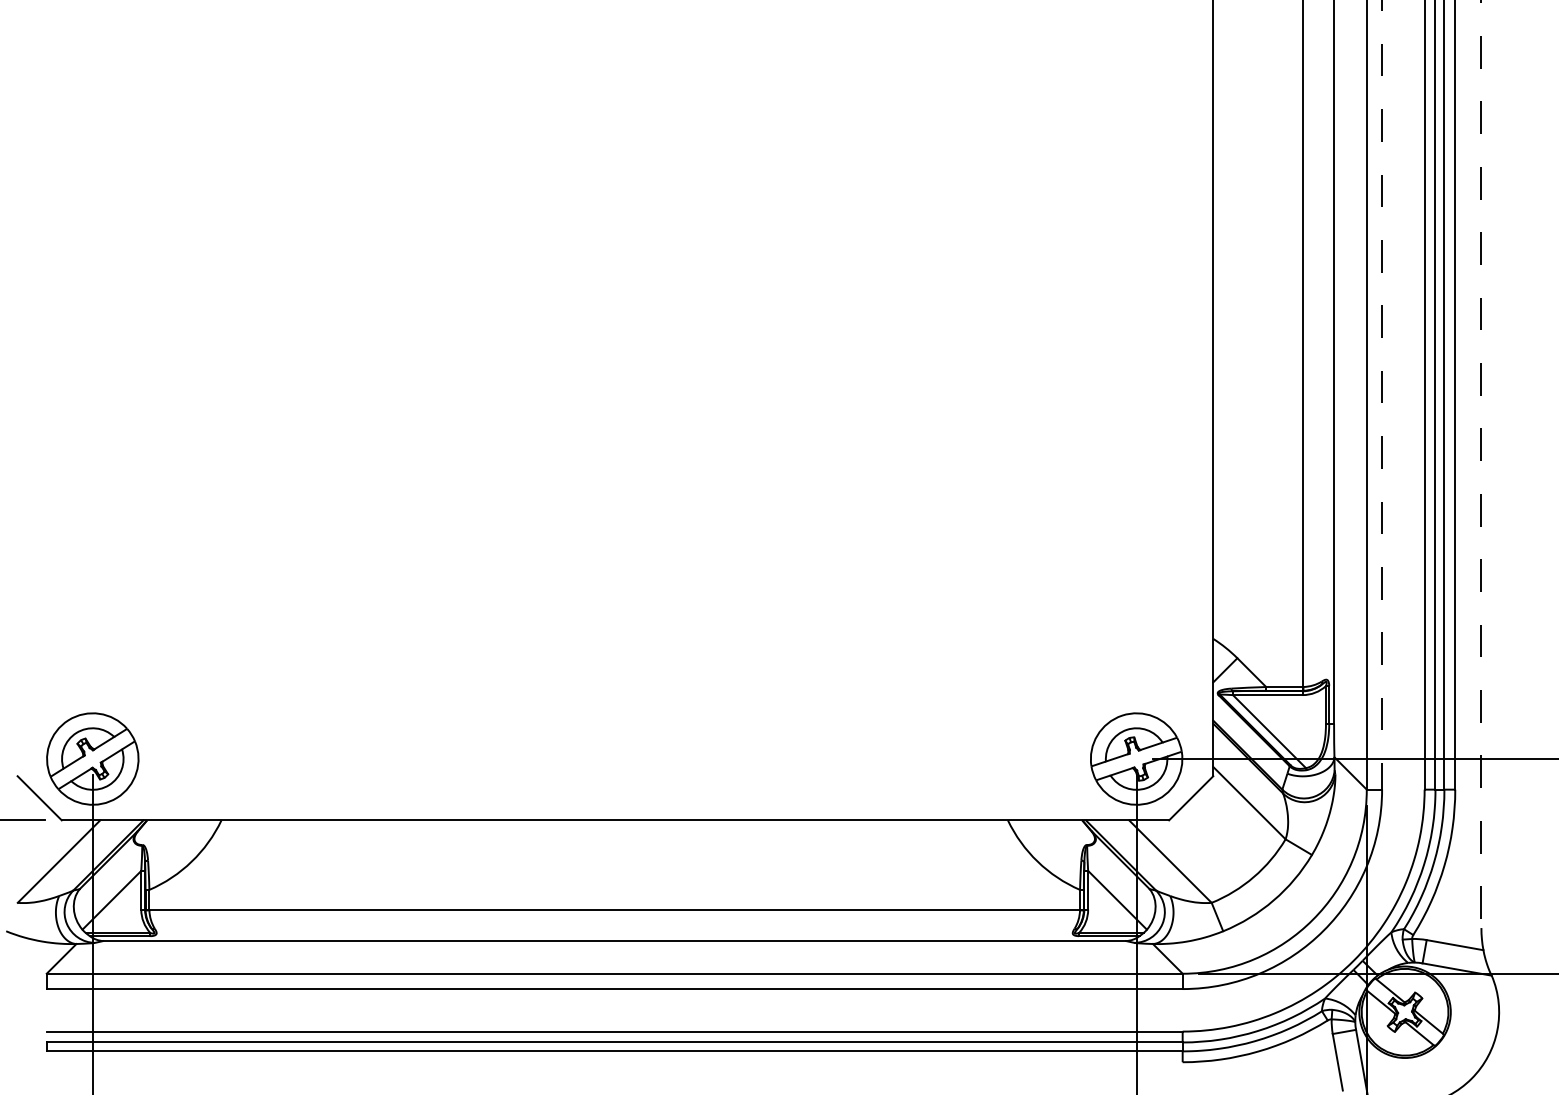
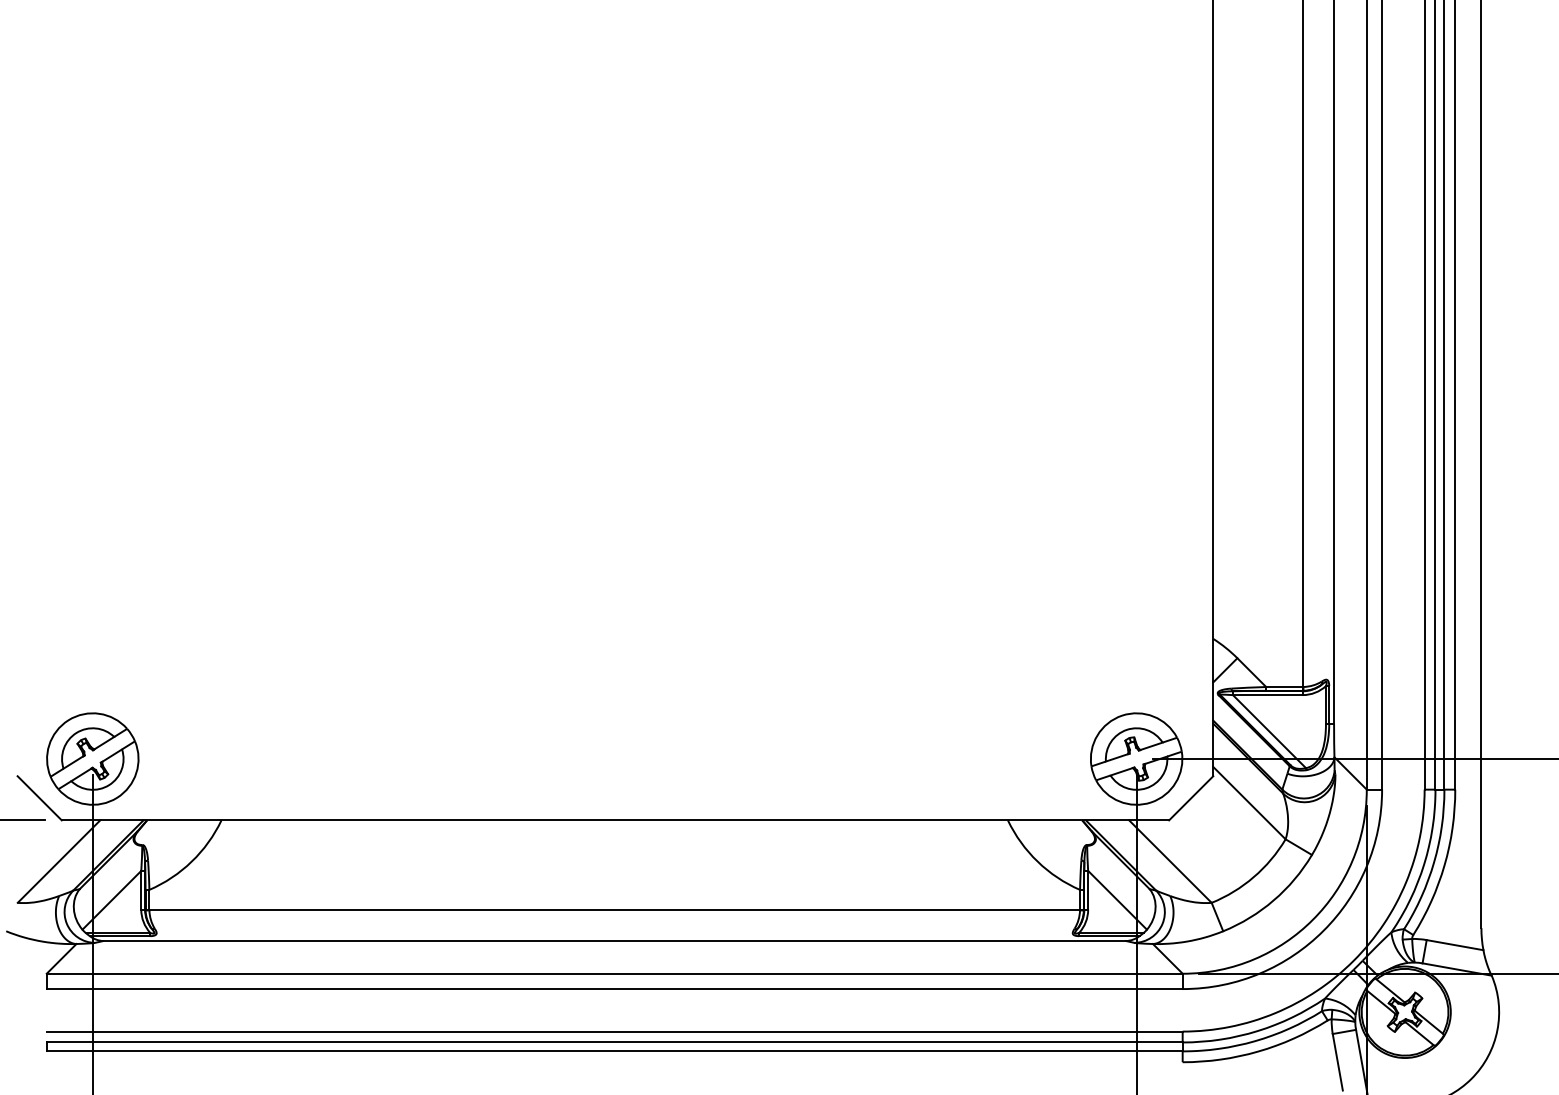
line: dashed -> solid (1382, 394)
line: dashed -> solid (1481, 464)
